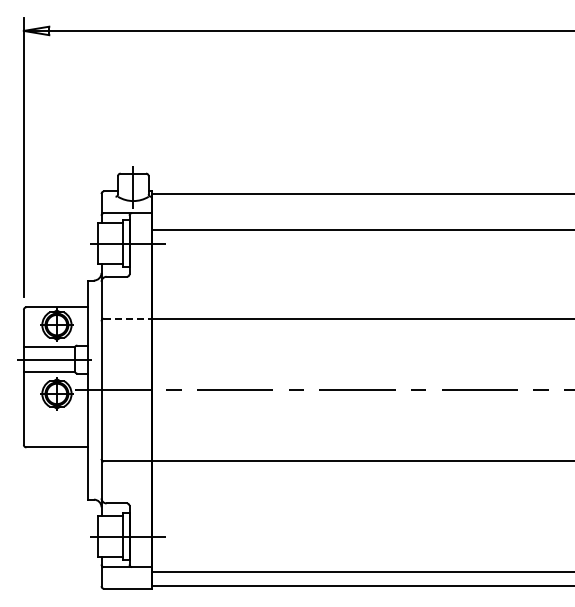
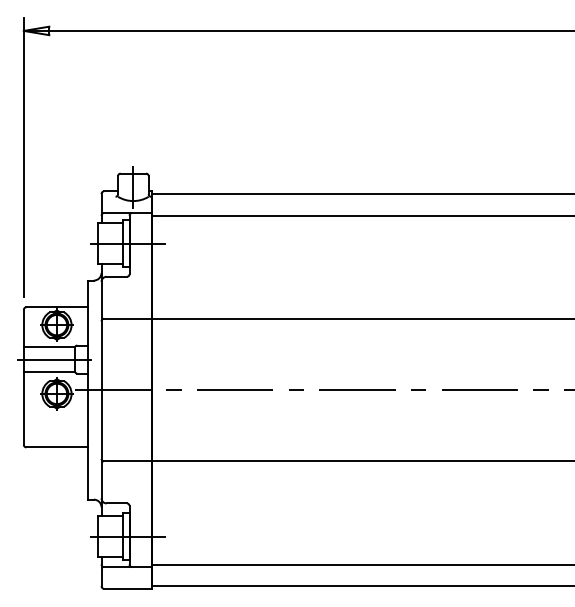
line position: (361, 229) -> (361, 215) (361, 215)
line: dashed -> solid (128, 318)
line position: (361, 571) -> (361, 564) (361, 564)
